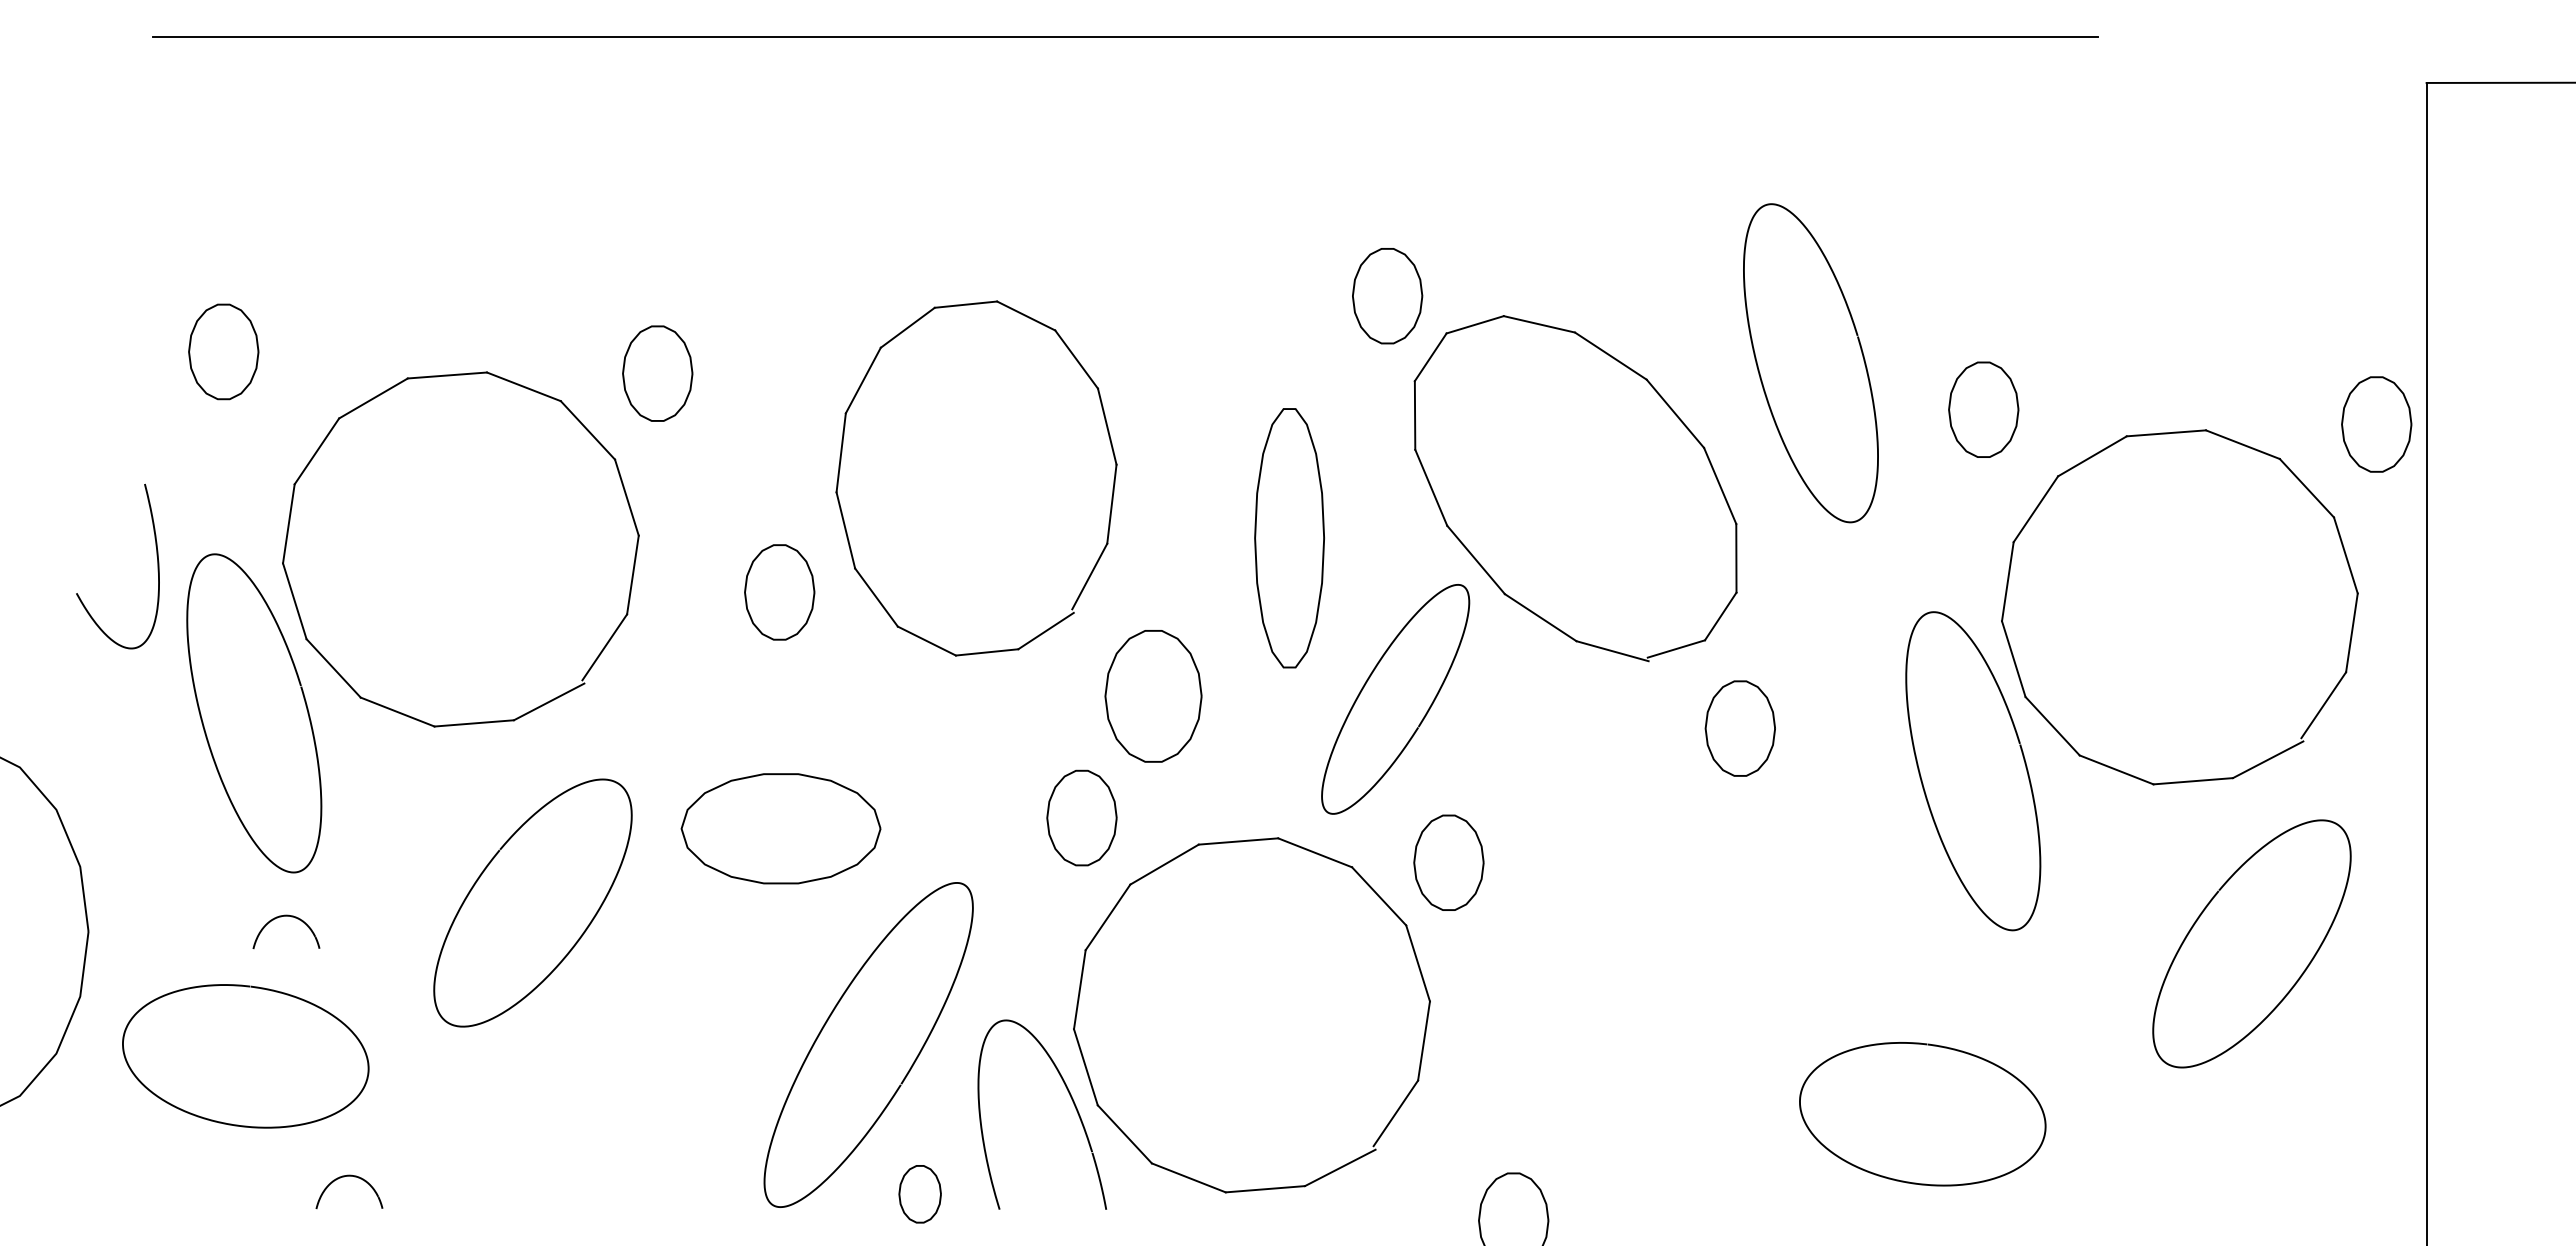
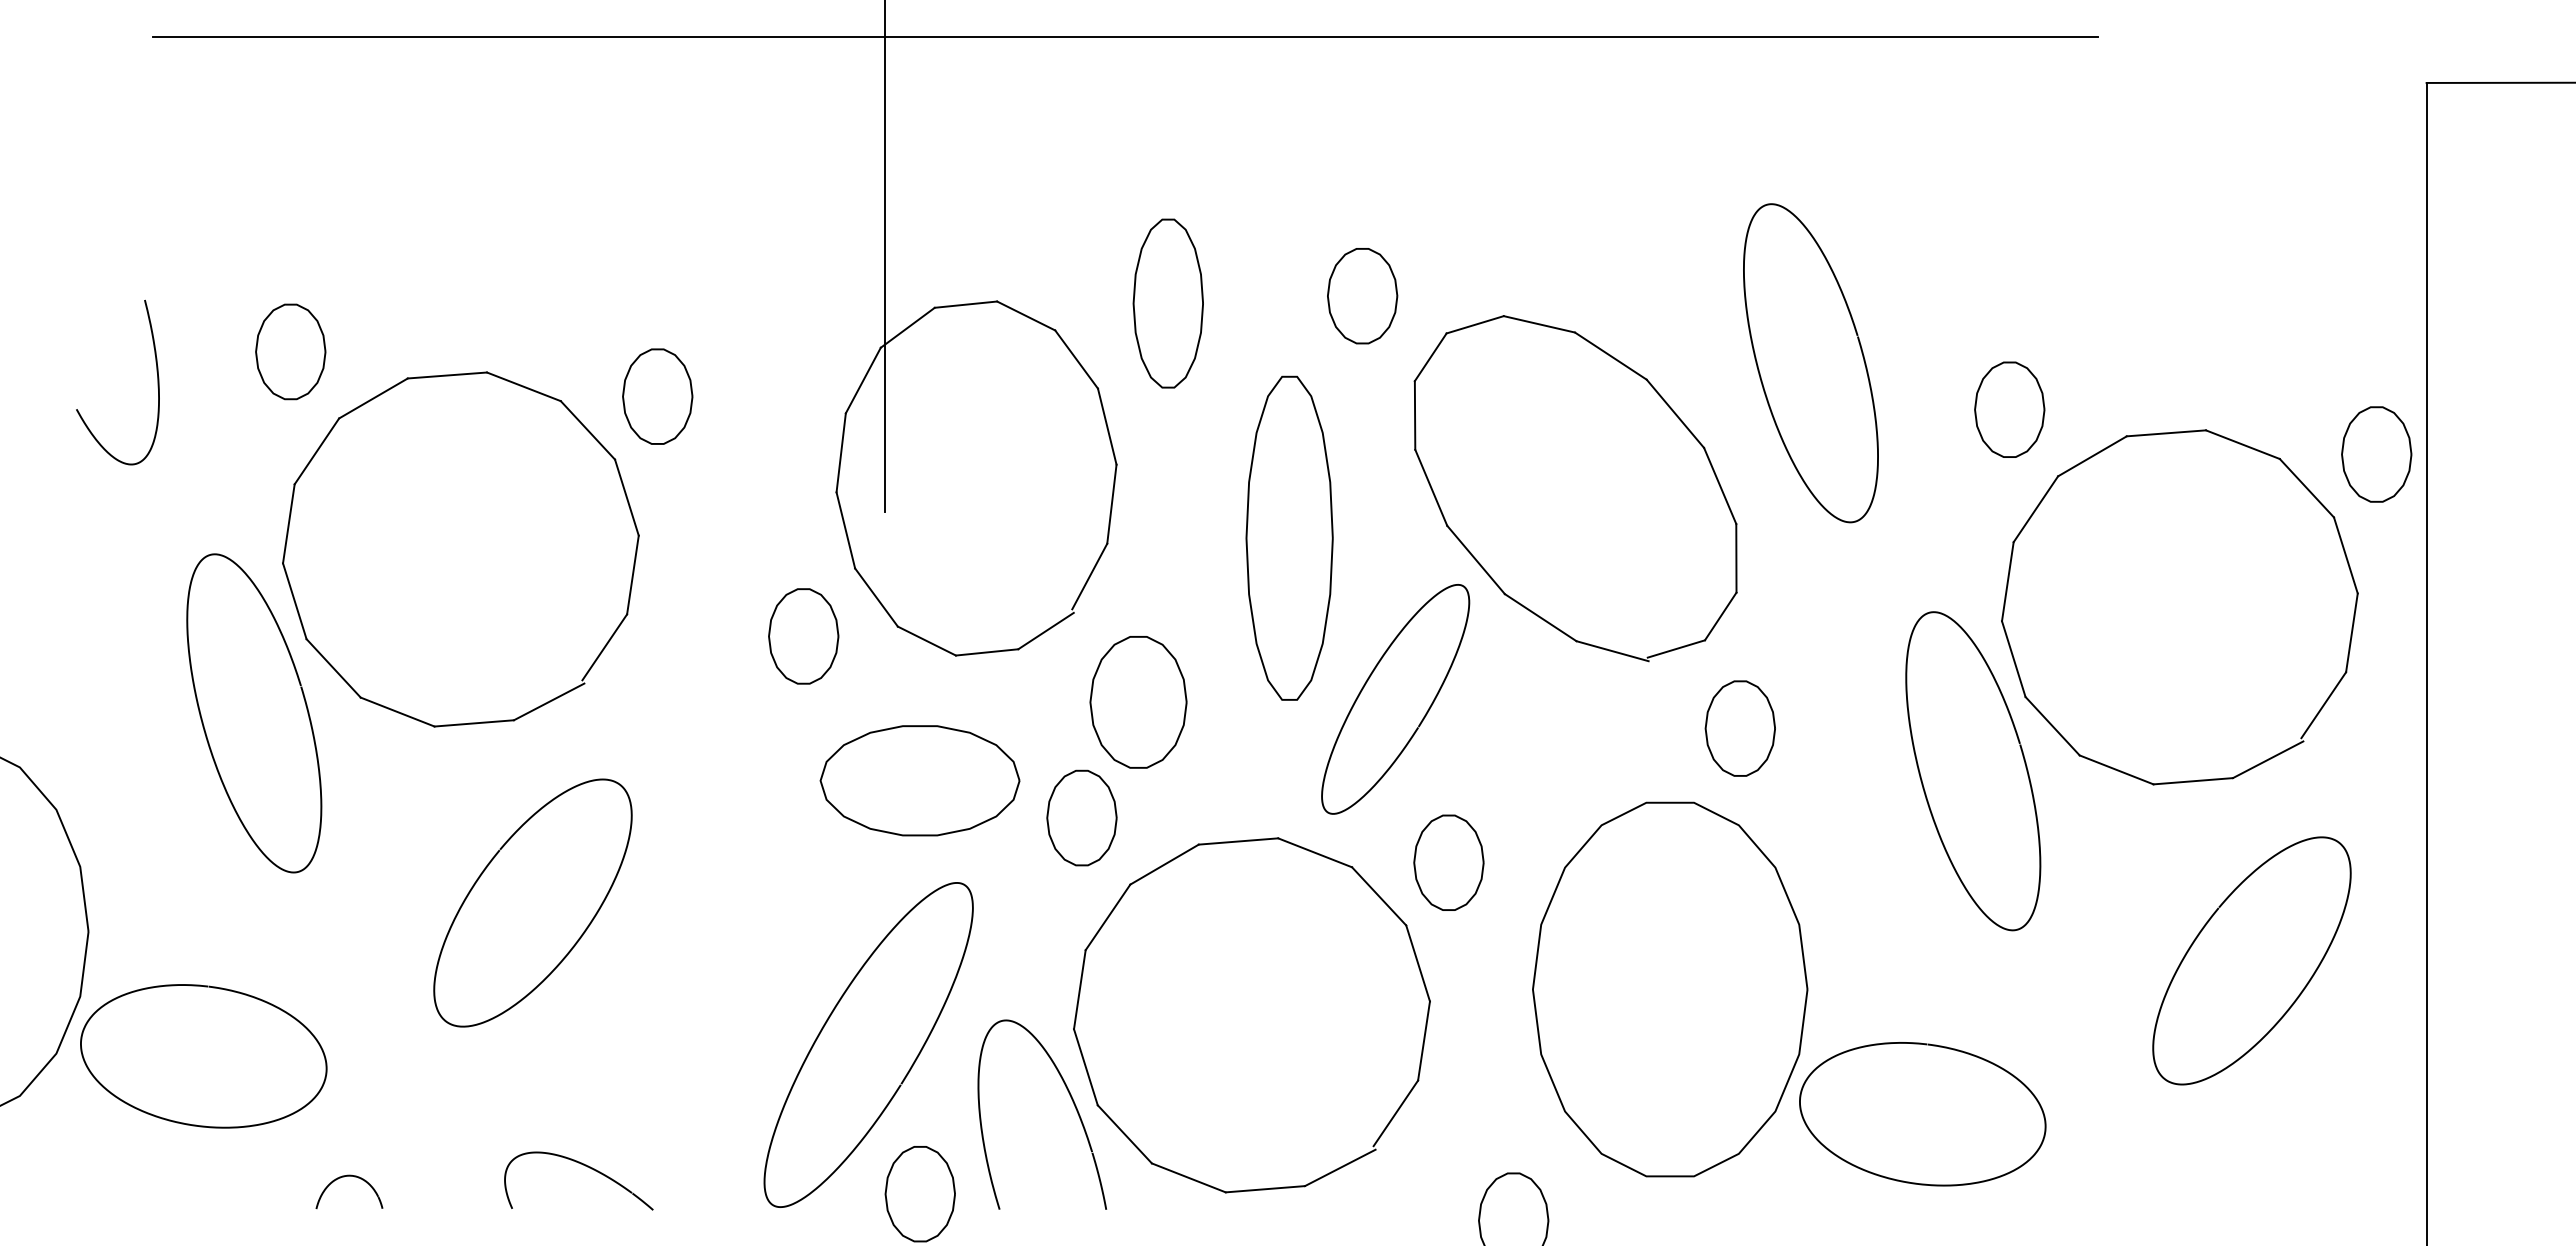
line: none -> present (885, 257)
part position: (1387, 296) -> (1362, 296) (1362, 296)
part: none -> present (1167, 303)
part position: (223, 351) -> (290, 351) (290, 351)
part position: (657, 373) -> (657, 396) (657, 396)
part position: (1983, 409) -> (2009, 409) (2009, 409)
part position: (2376, 424) -> (2376, 454) (2376, 454)
part size: 71x261 px -> 89x326 px (1289, 537)
curve position: (157, 566) -> (157, 382) (157, 382)
part position: (779, 592) -> (803, 636) (803, 636)
part position: (1153, 696) -> (1138, 702) (1138, 702)
part position: (780, 828) -> (919, 780) (919, 780)
curve position: (2204, 911) -> (2204, 928) (2204, 928)
part: present -> none (281, 917)
part: none -> present (1670, 989)
curve position: (238, 1124) -> (196, 1124) (196, 1124)
part: none -> present (585, 1166)
part size: 44x59 px -> 72x97 px (919, 1194)
